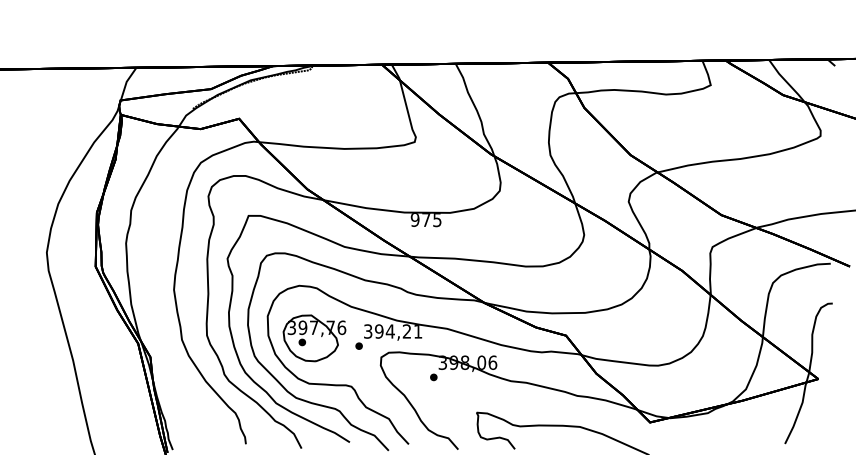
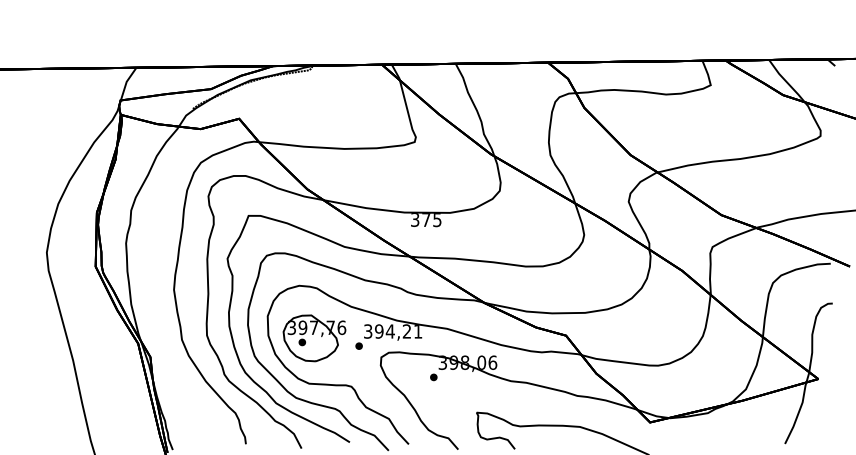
text: 975 -> 375 (414, 219)
